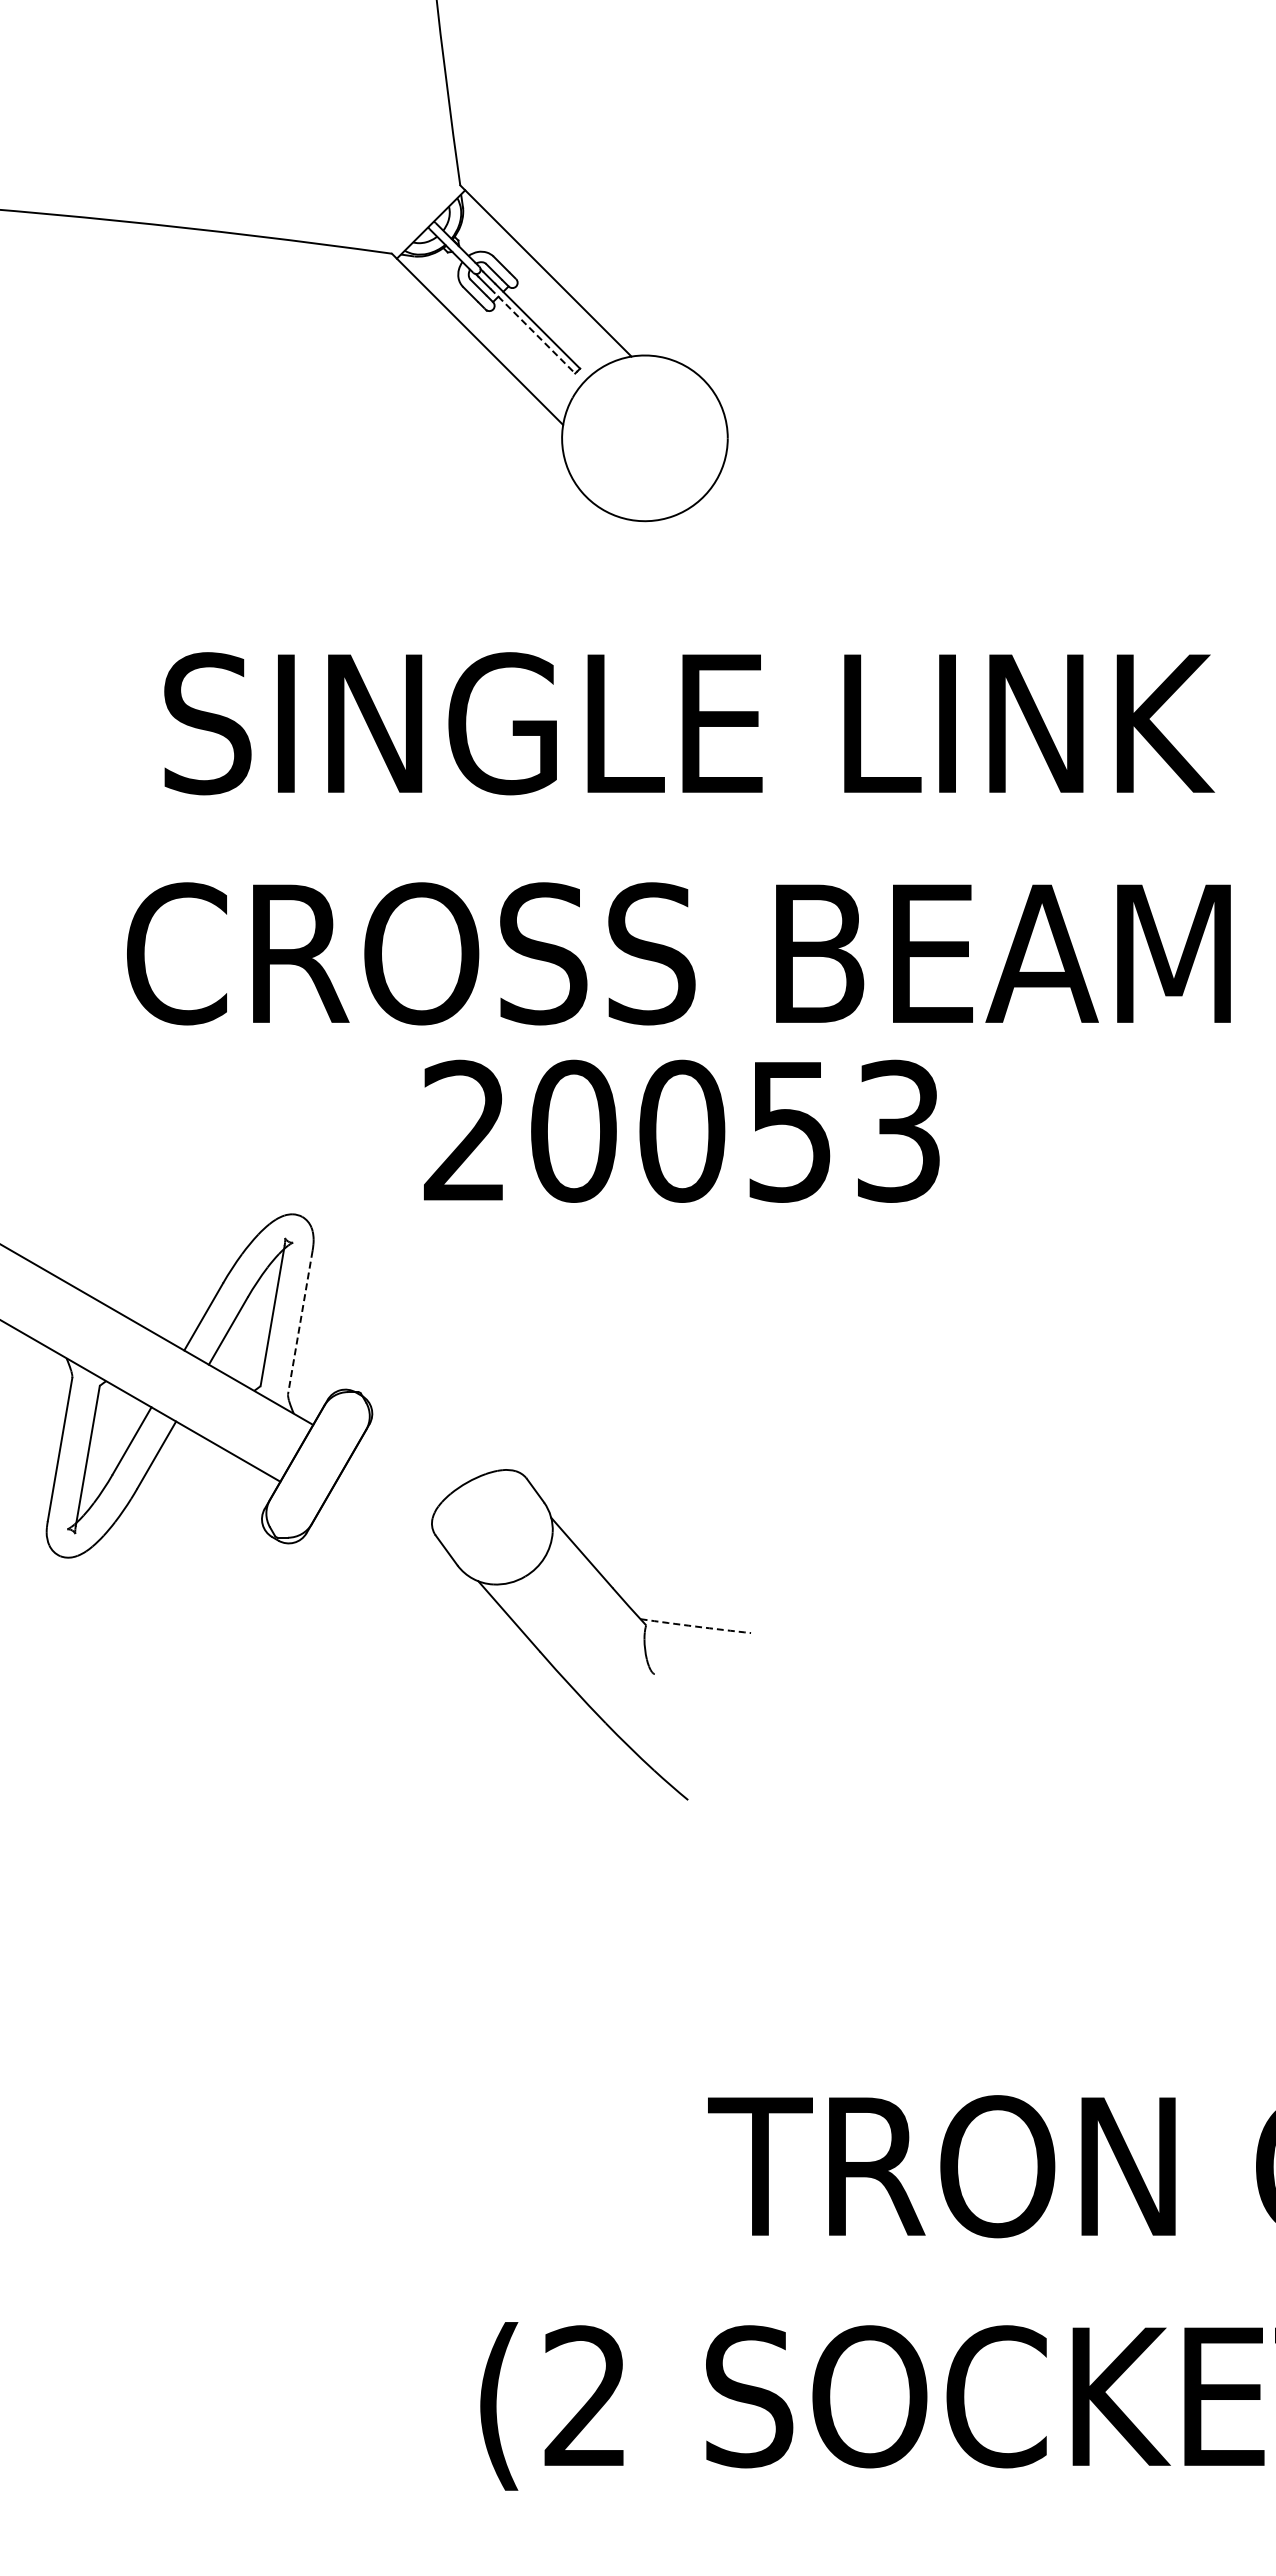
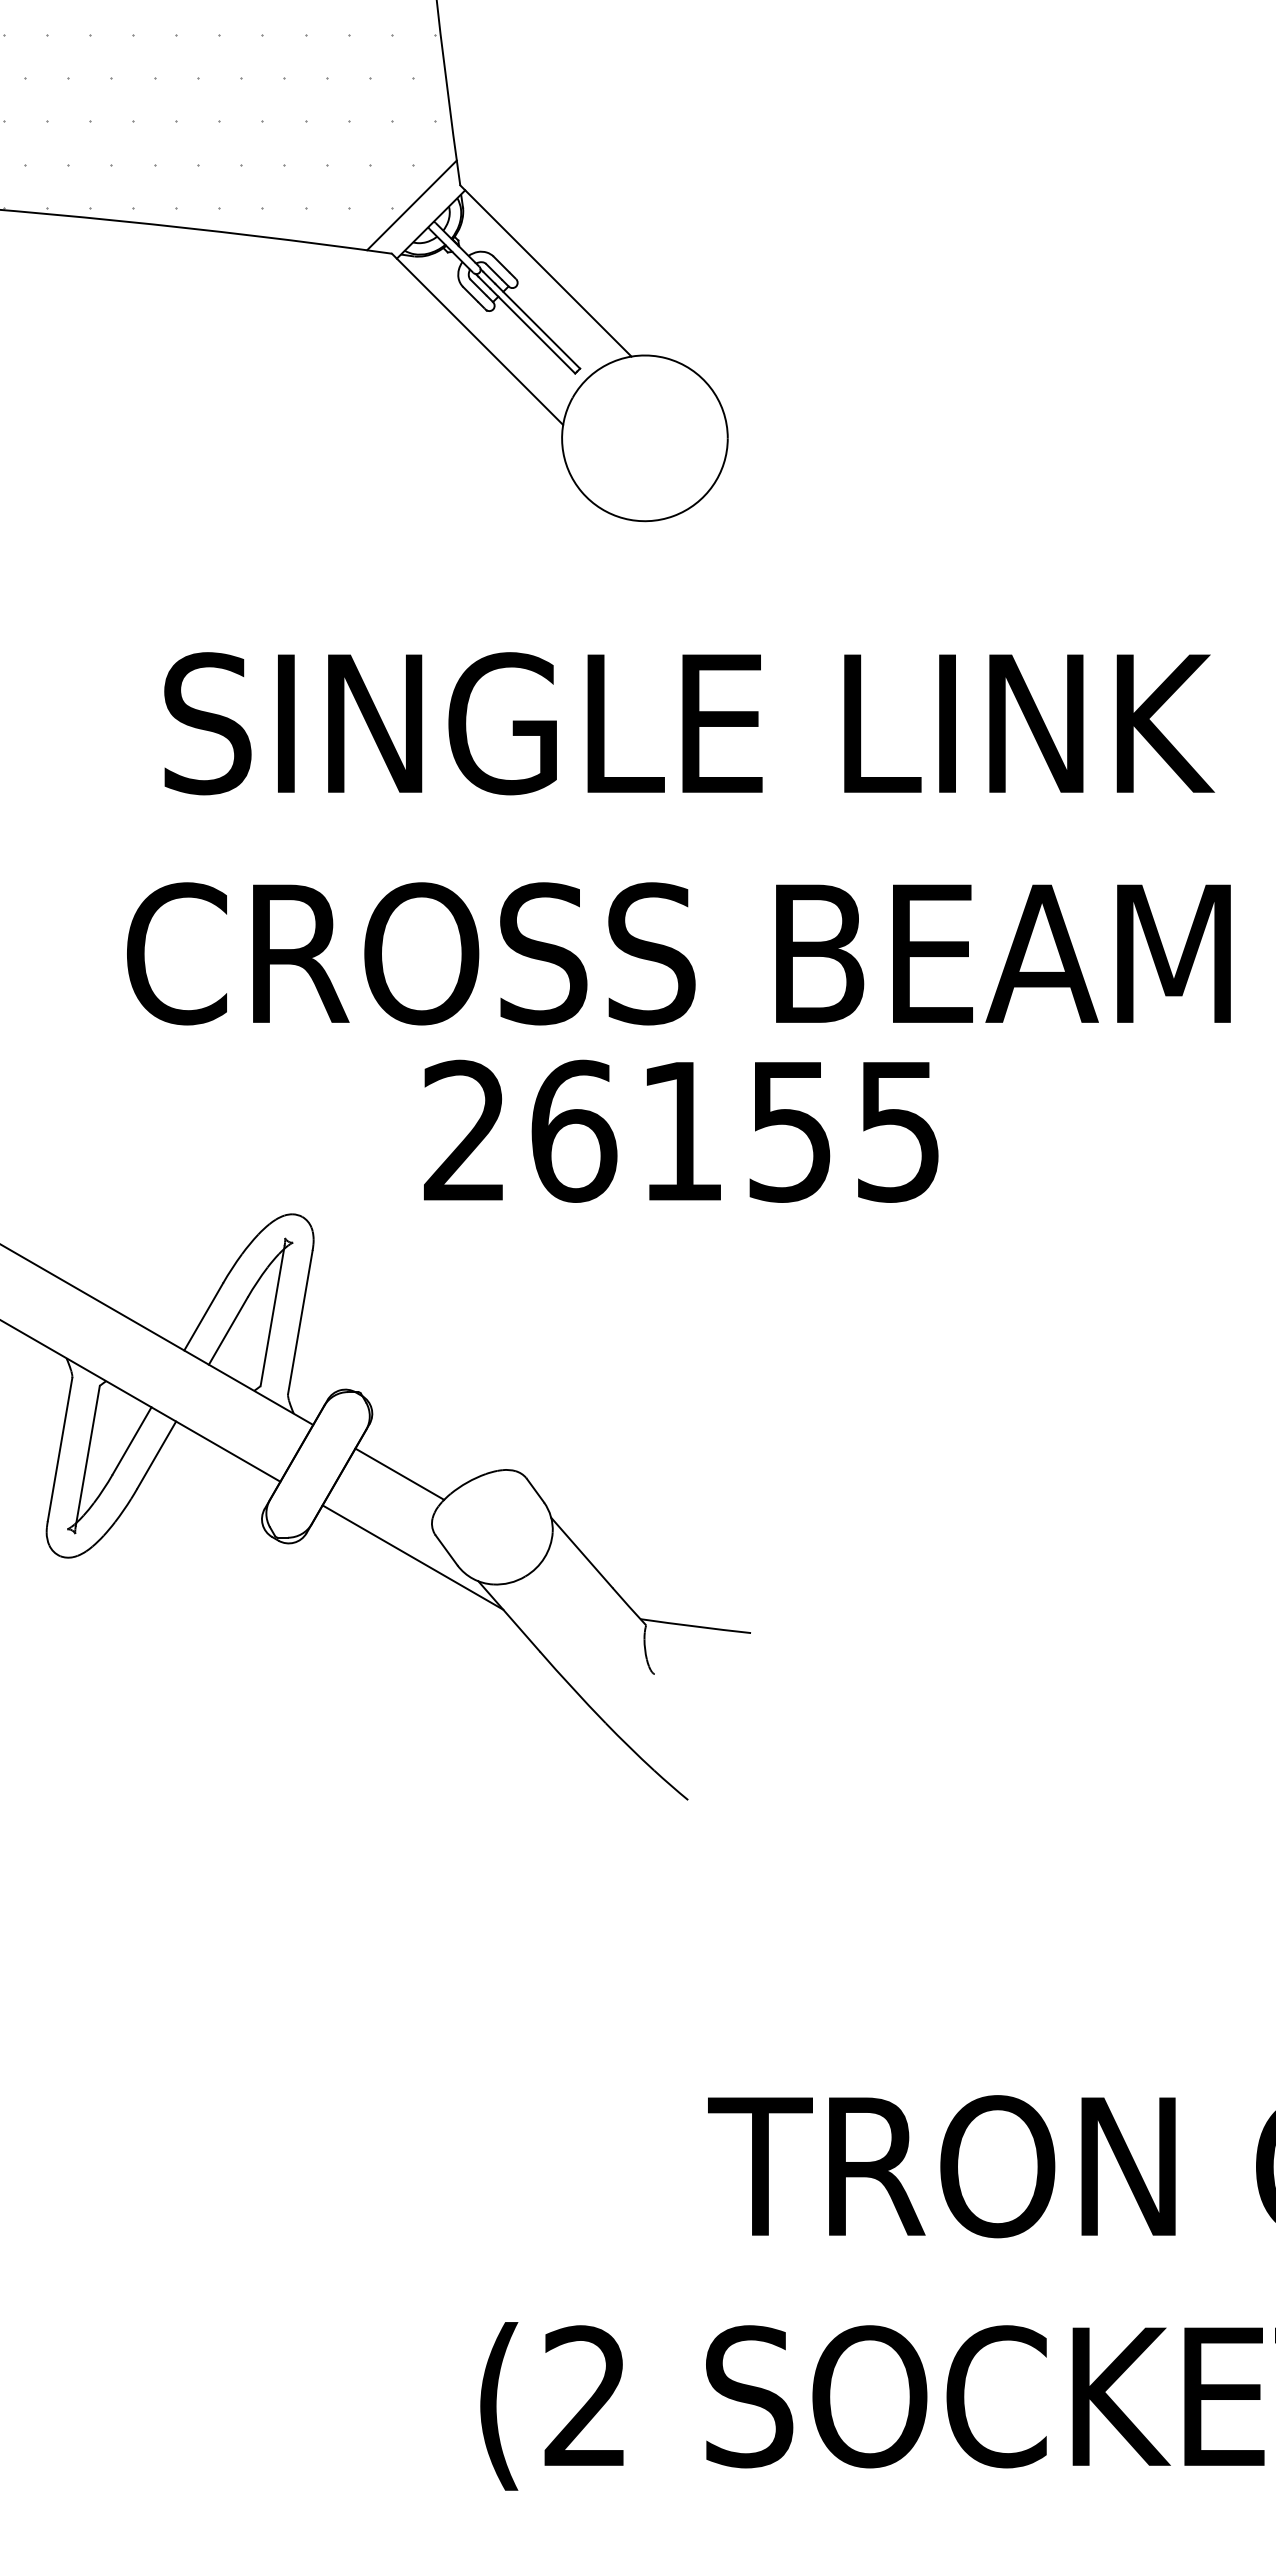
hatch: none -> present (219, 121)
line: none -> present (411, 205)
line: dashed -> solid (533, 331)
text: 20053 -> 26155 (735, 1130)
line: dashed -> solid (300, 1322)
line: none -> present (399, 1473)
line: none -> present (412, 1557)
arc: dashed -> solid (695, 1626)
